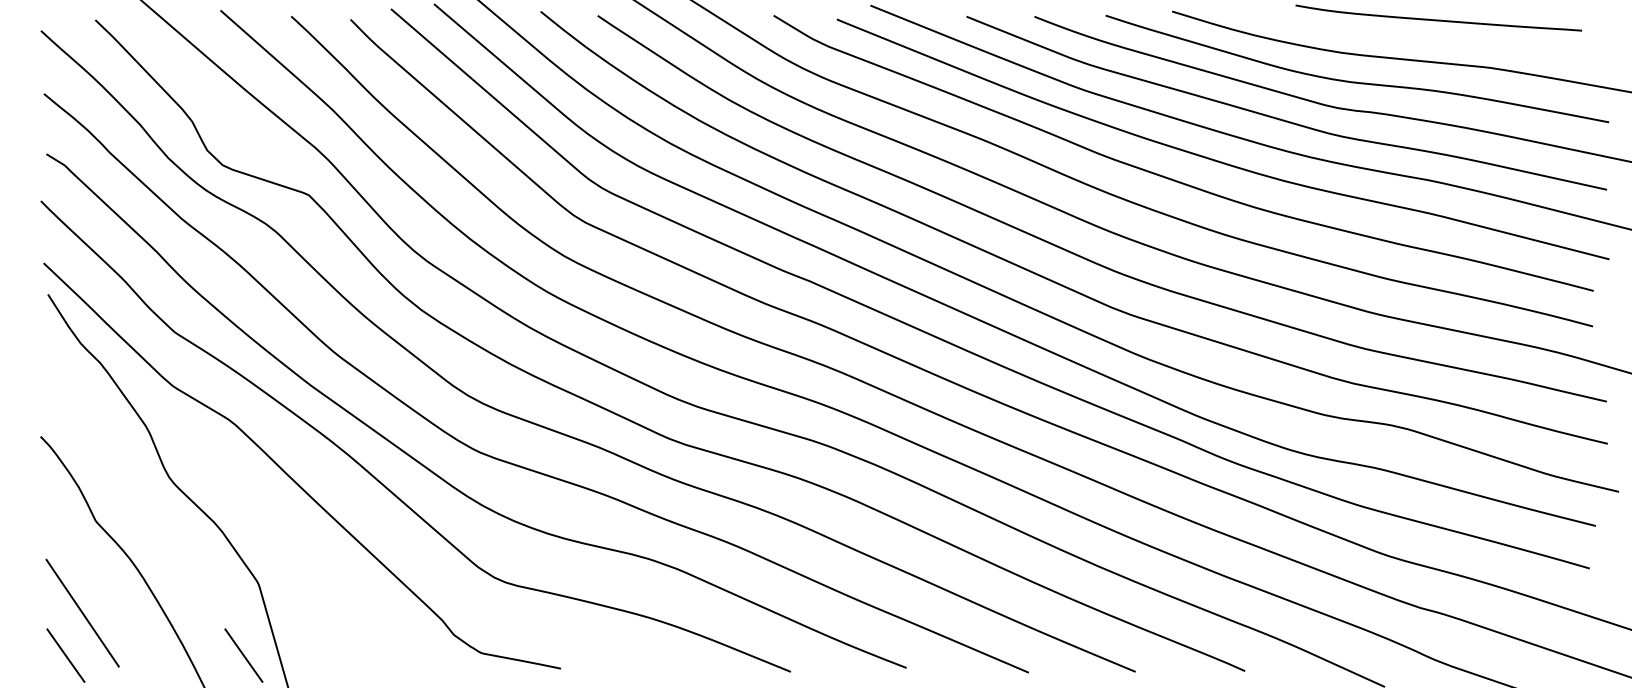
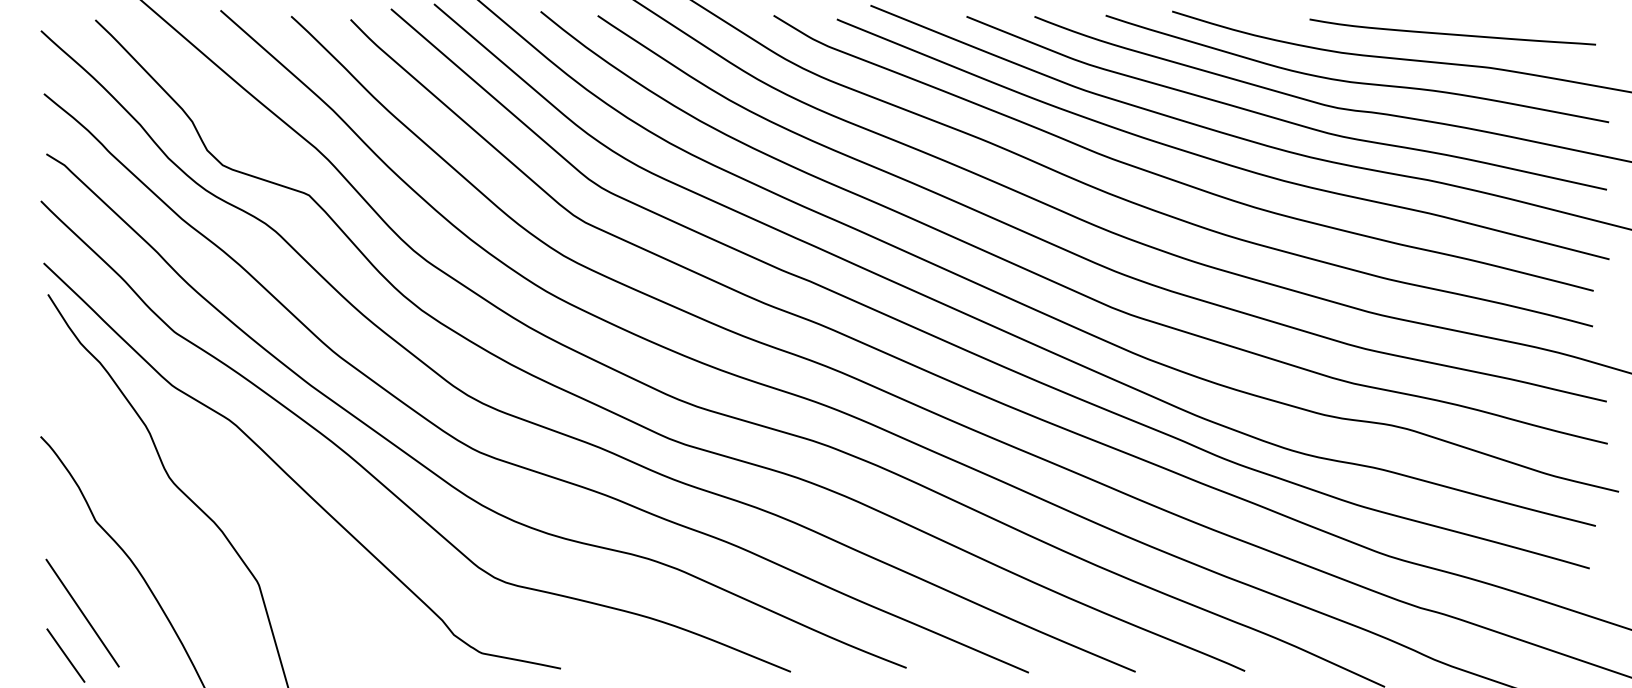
curve position: (1438, 19) -> (1452, 33) (1452, 33)
line: present -> none (243, 655)
